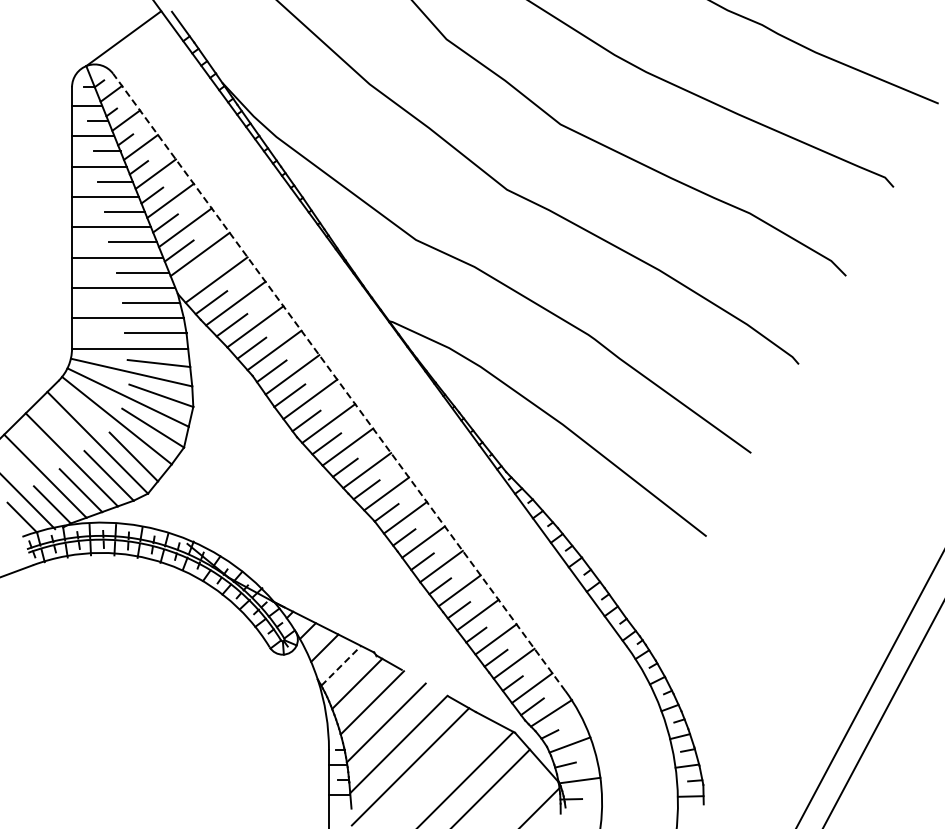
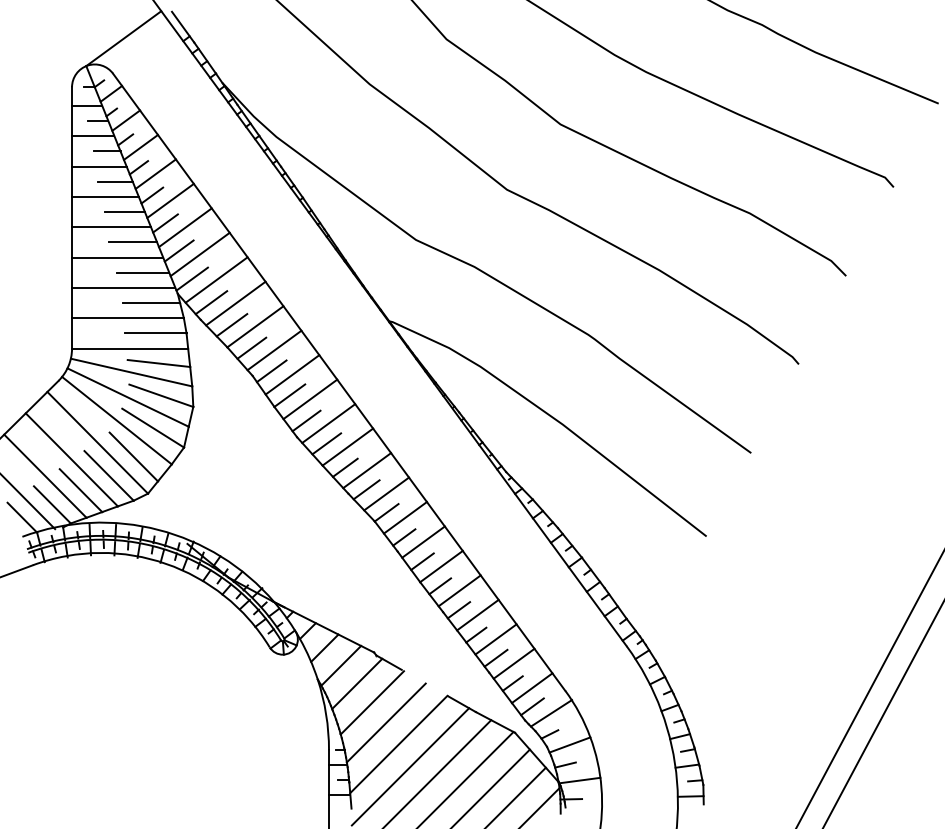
line: none -> present (191, 278)
line: dashed -> solid (339, 382)
line: dashed -> solid (341, 665)
line: none -> present (438, 772)
line: none -> present (516, 796)
